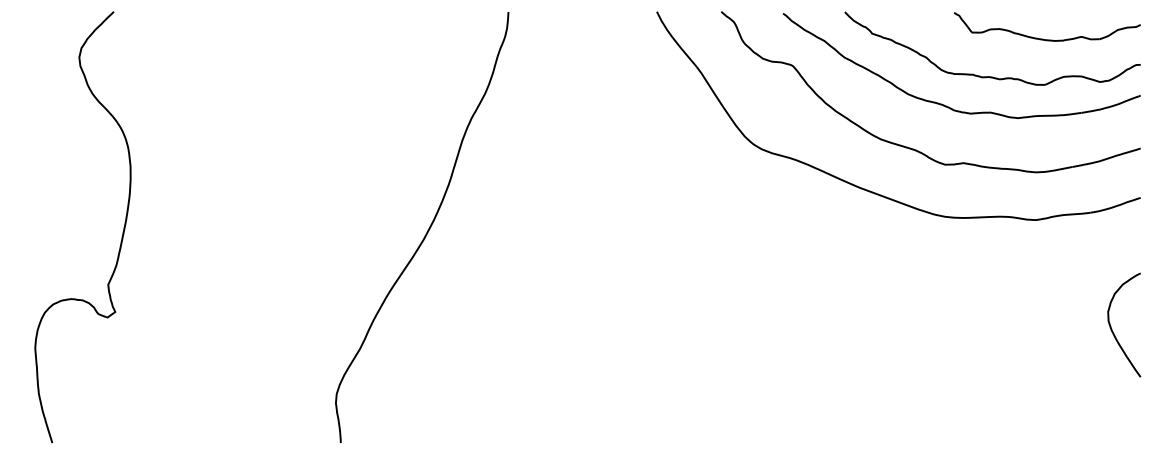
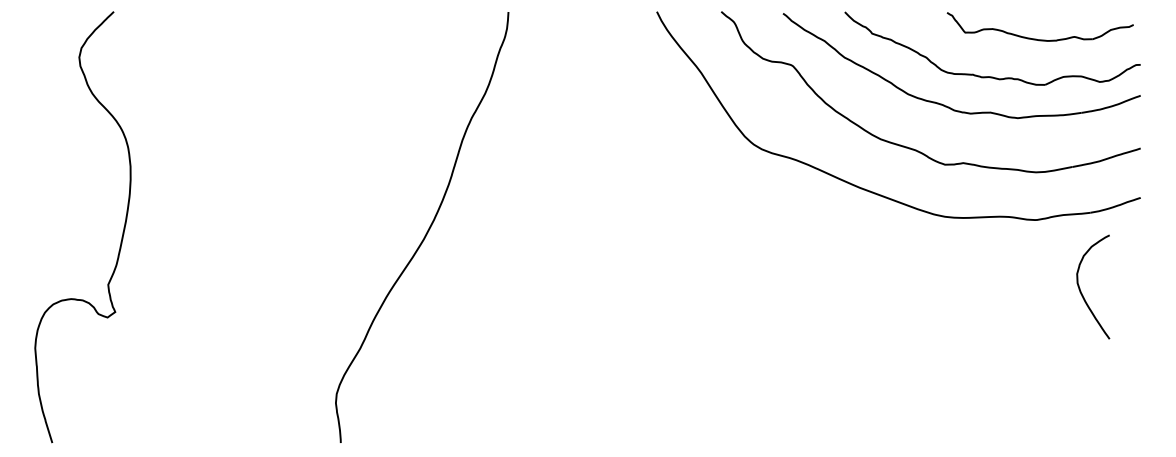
part position: (1043, 38) -> (1036, 38) (1036, 38)
curve position: (1112, 329) -> (1081, 291) (1081, 291)
